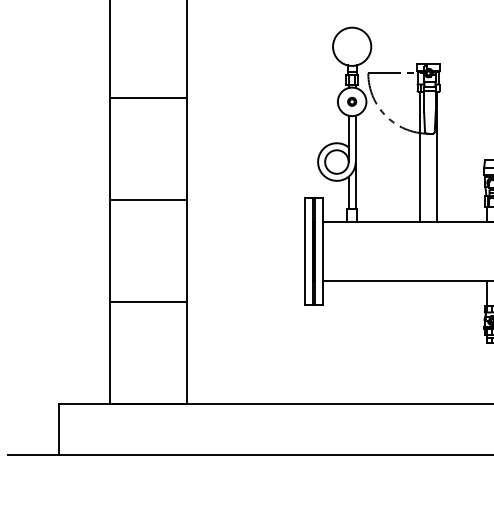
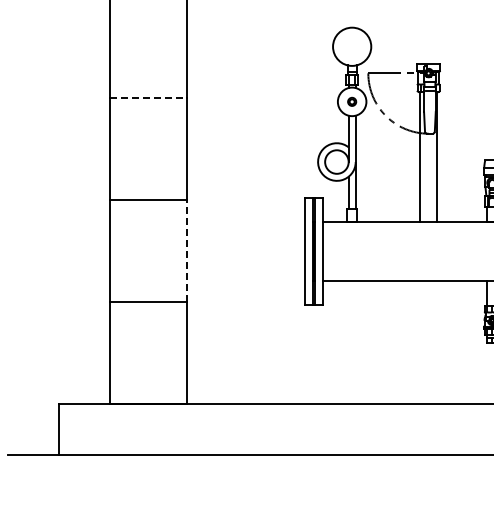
line: solid -> dashed (149, 98)
line: solid -> dashed (186, 251)
